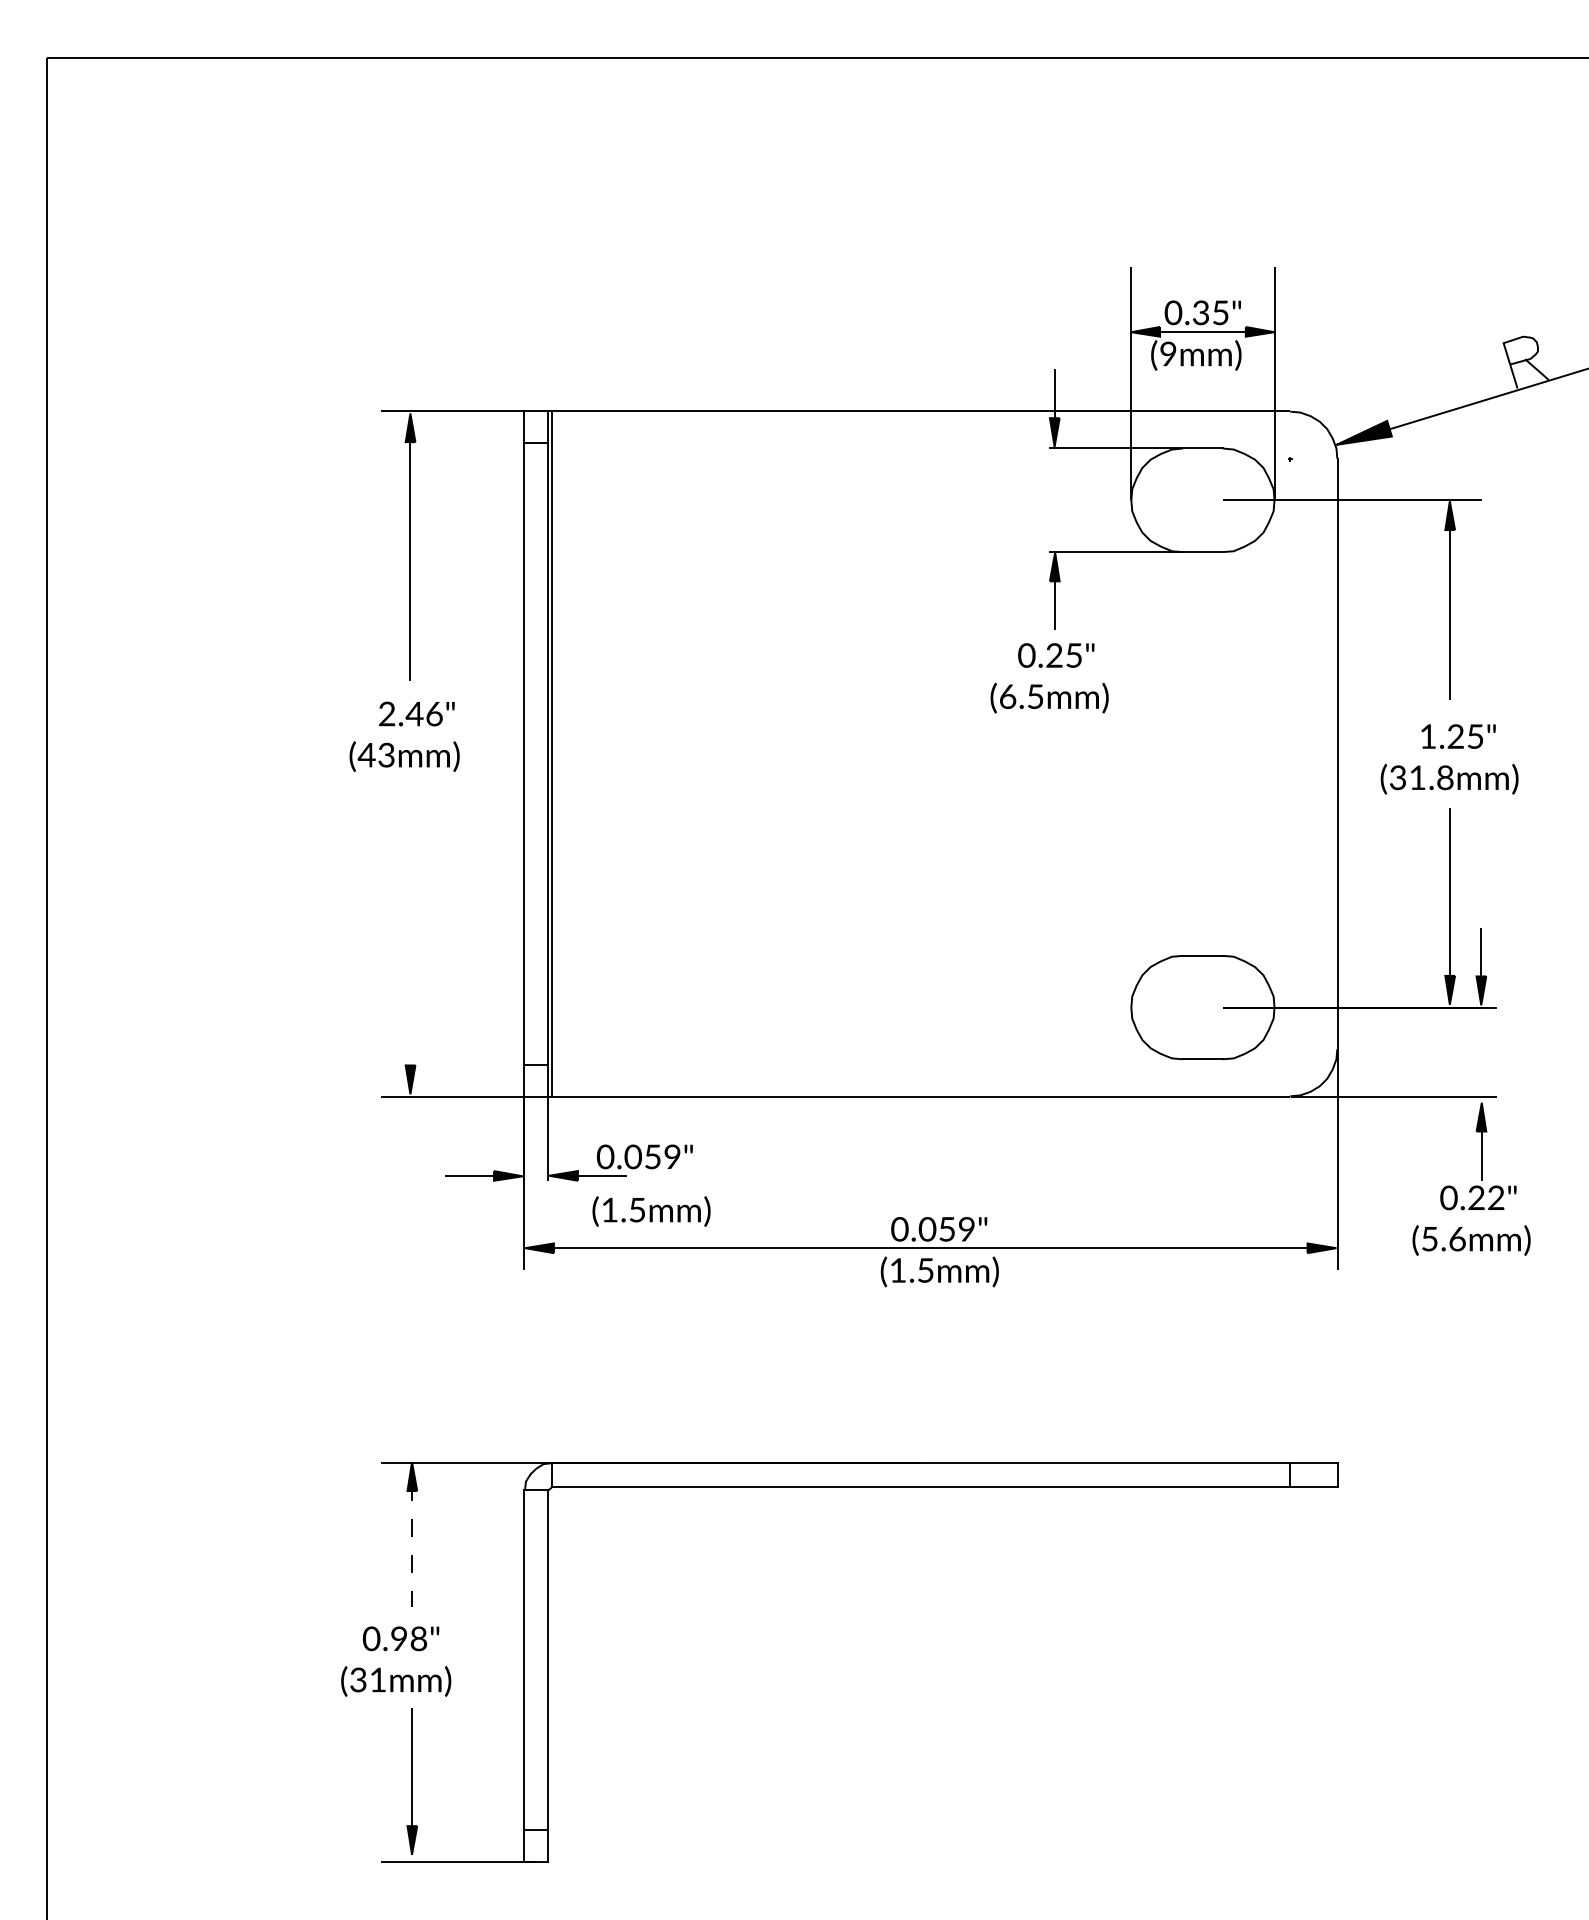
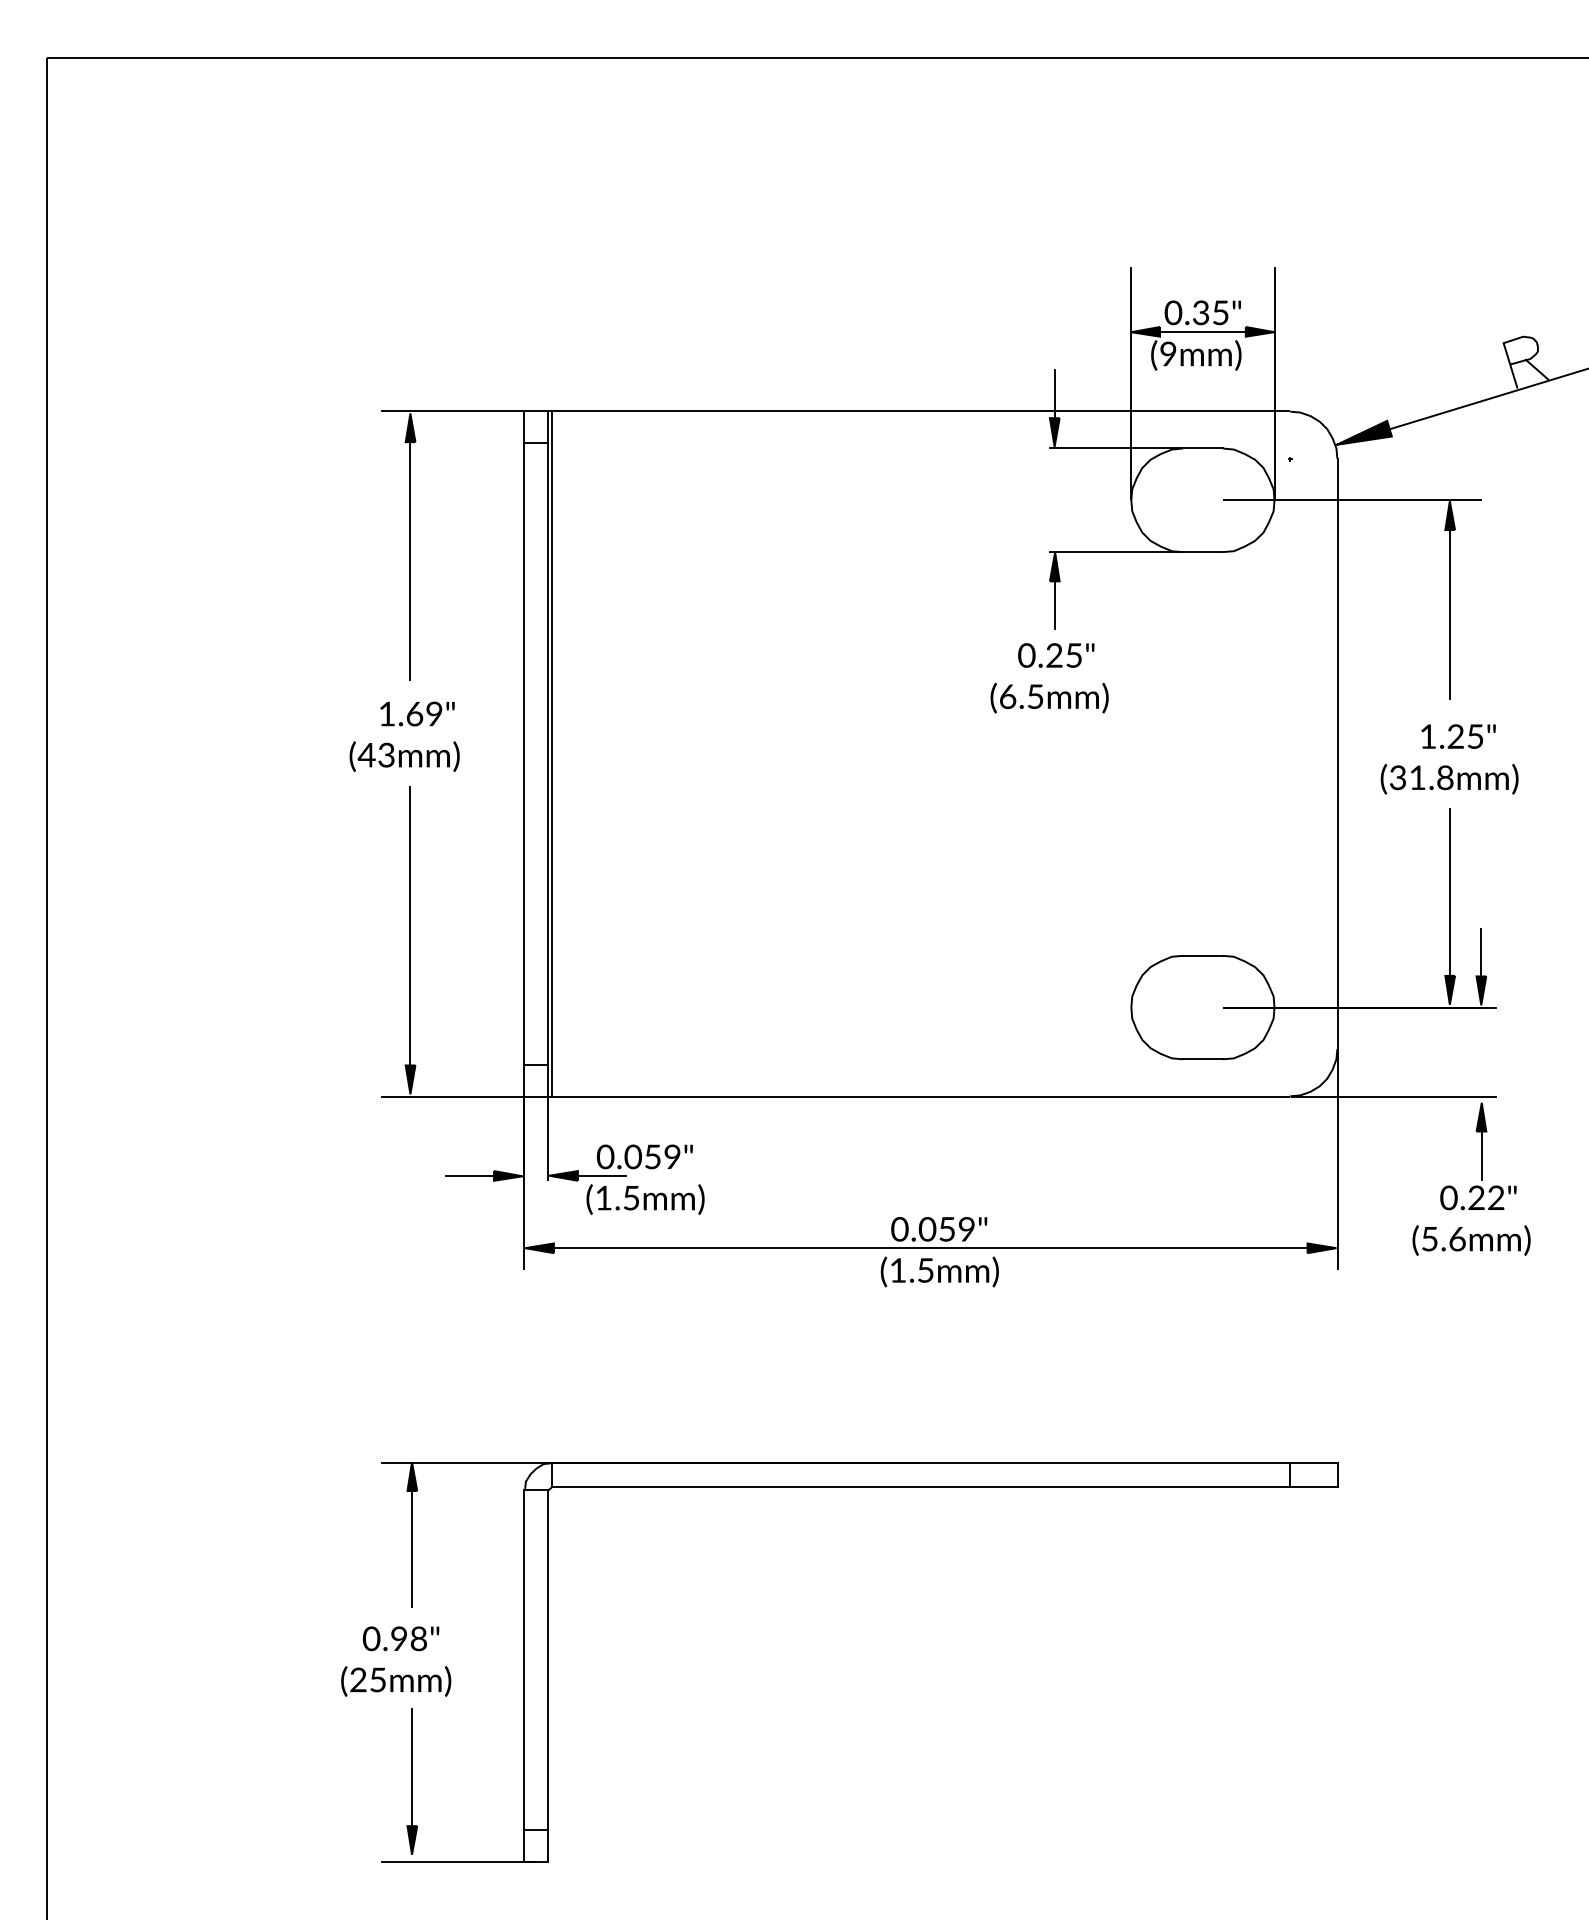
text: 2.46" -> 1.69" (410, 713)
line: none -> present (410, 930)
text position: (651, 1211) -> (645, 1199) (645, 1199)
line: dashed -> solid (412, 1544)
text: (31mm) -> (25mm) (367, 1679)
